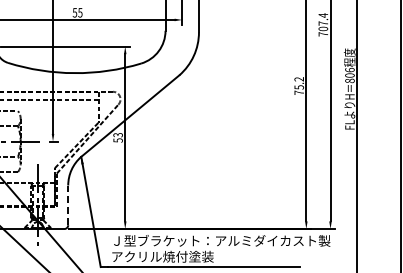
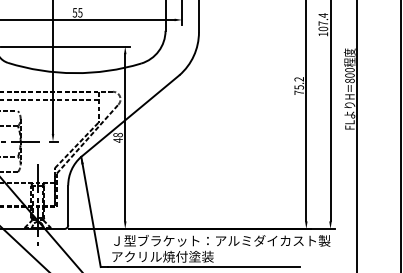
text: 707.4 -> 107.4 (323, 34)
text: 806 -> 800 (349, 70)
text: 53 -> 48 (117, 137)
line: dashed -> solid (68, 205)
